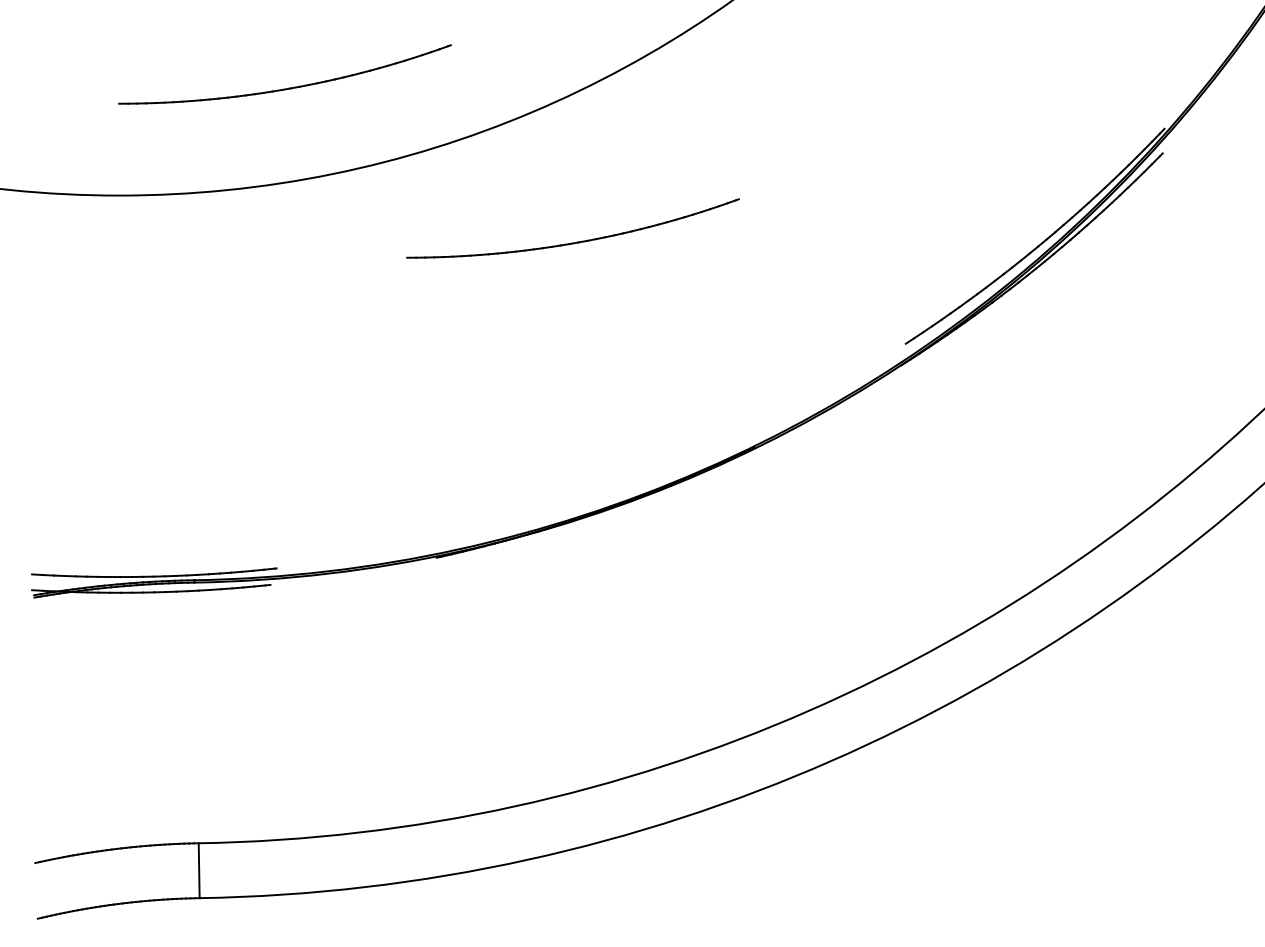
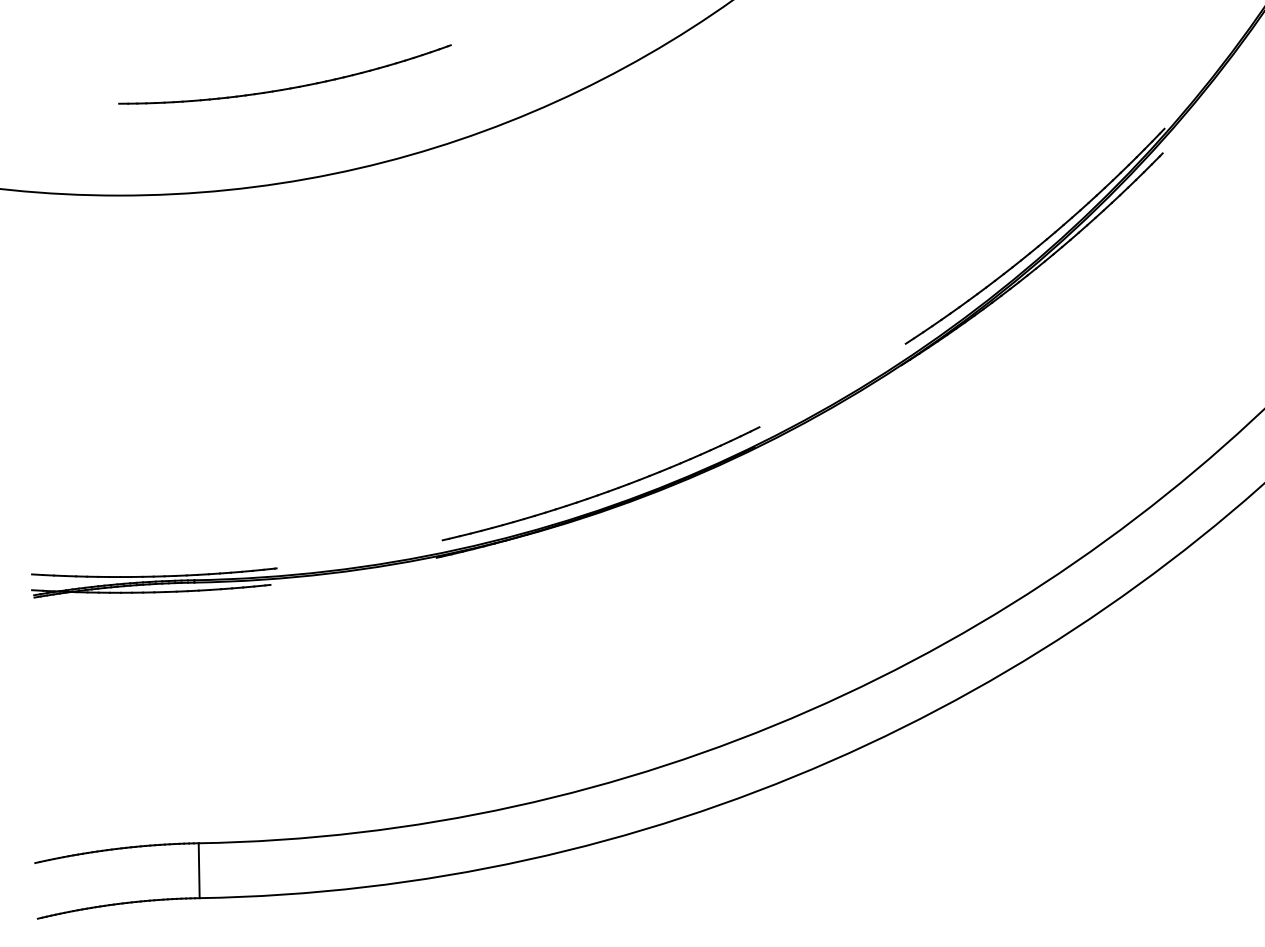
part: present -> none (576, 241)
part: none -> present (602, 492)
